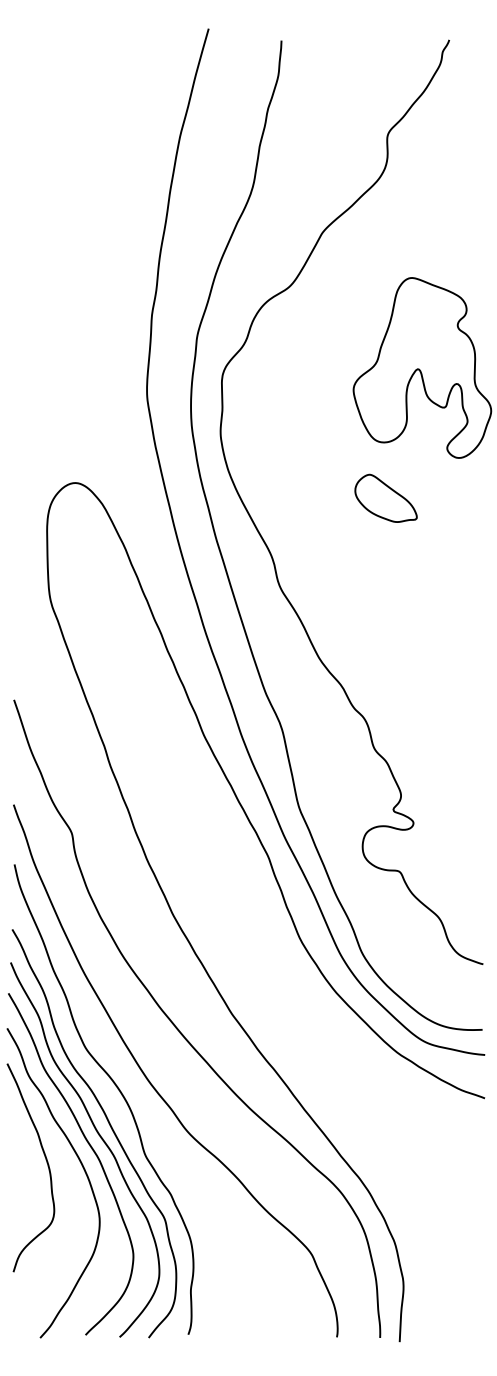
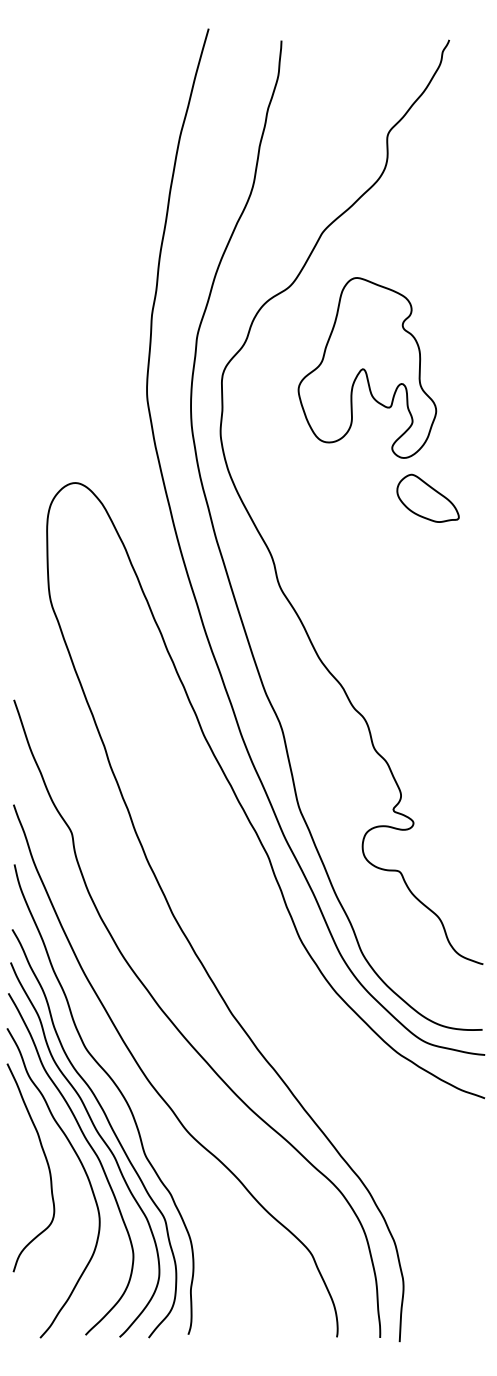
part position: (422, 367) -> (367, 367) (367, 367)
part position: (385, 497) -> (427, 497) (427, 497)
